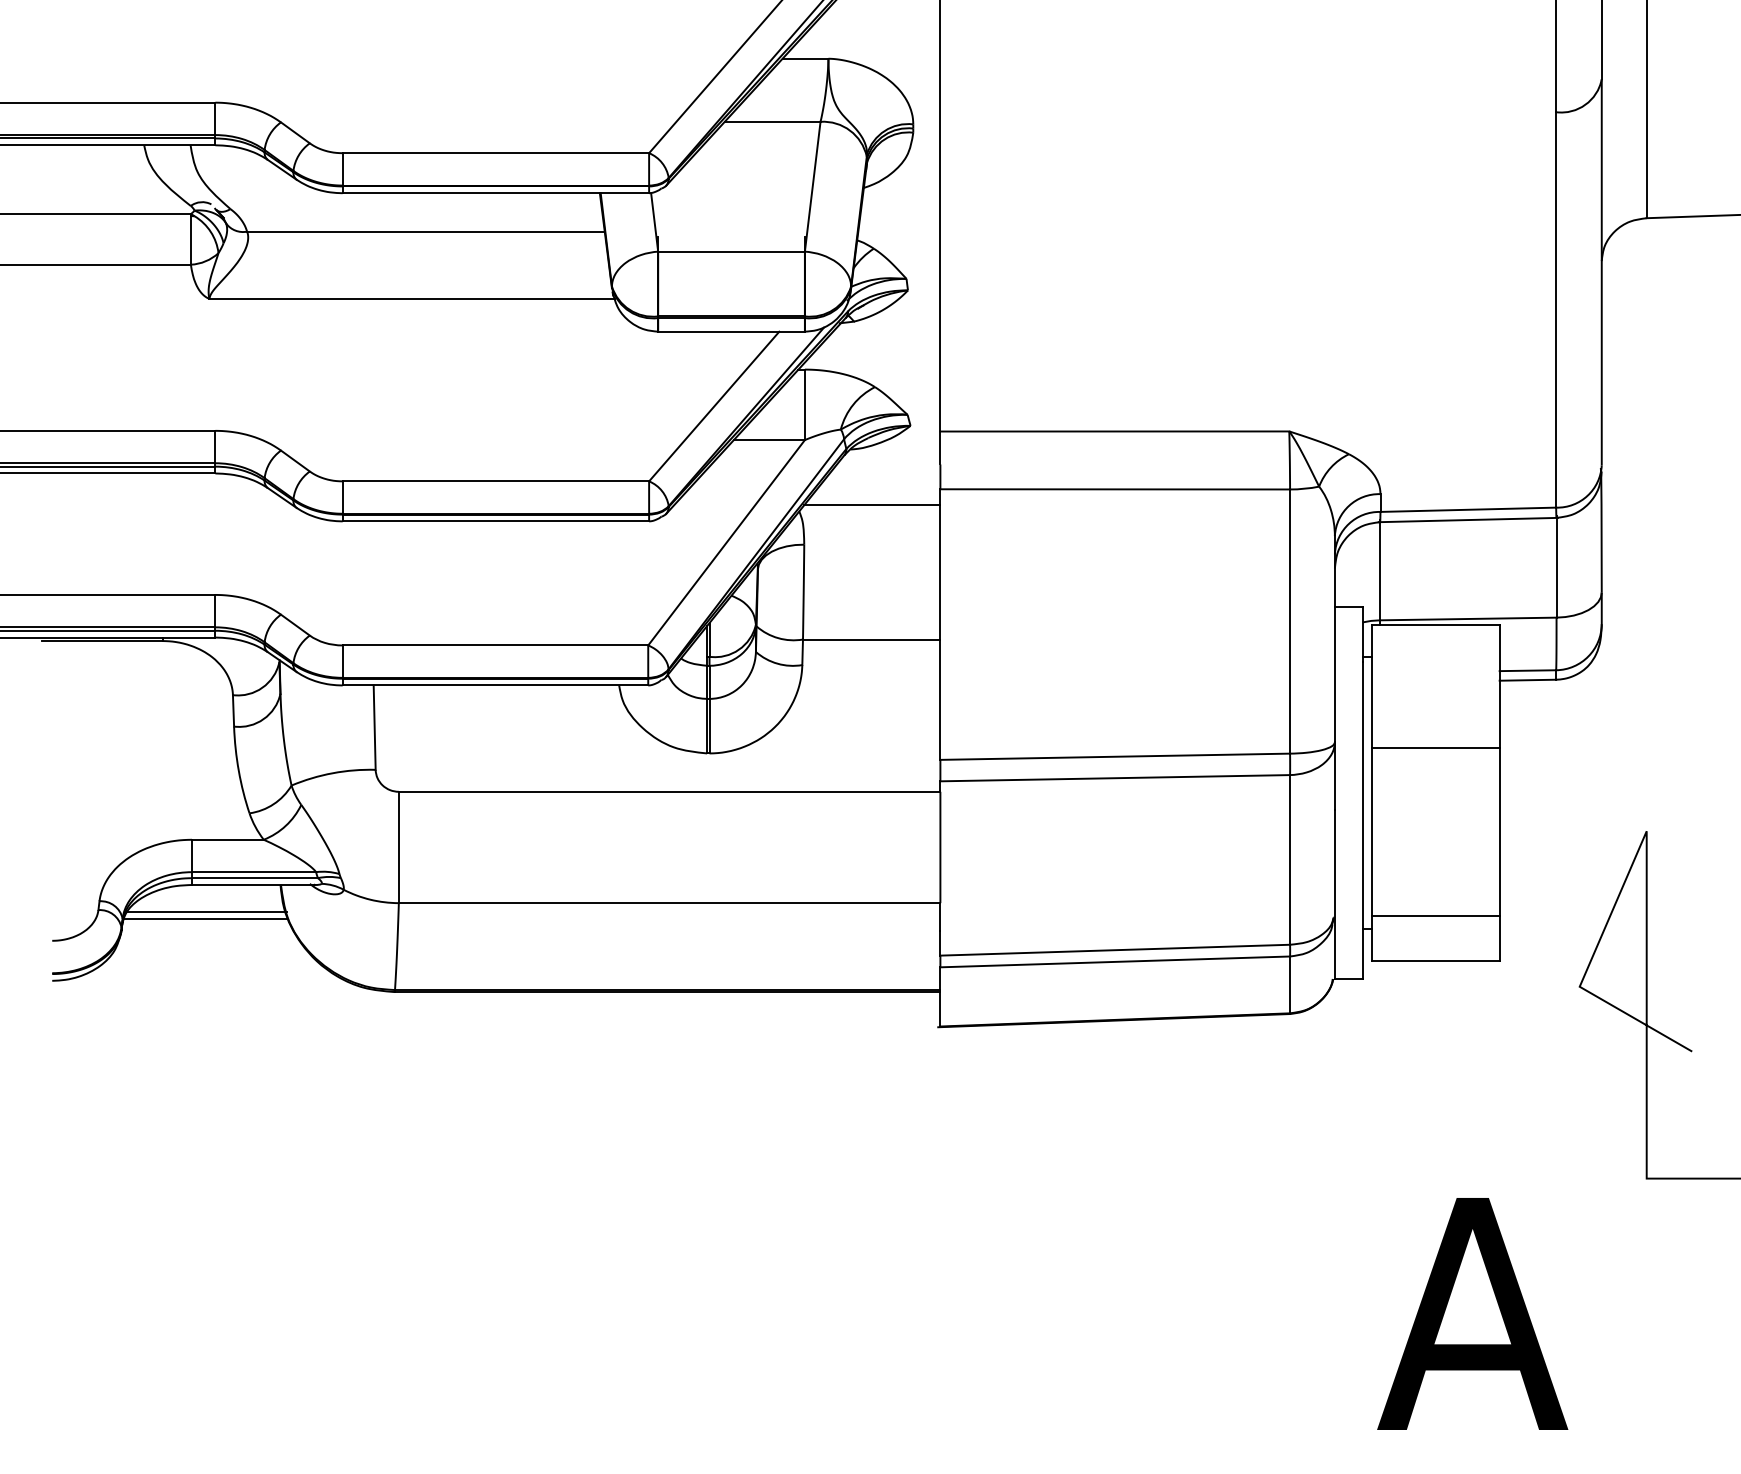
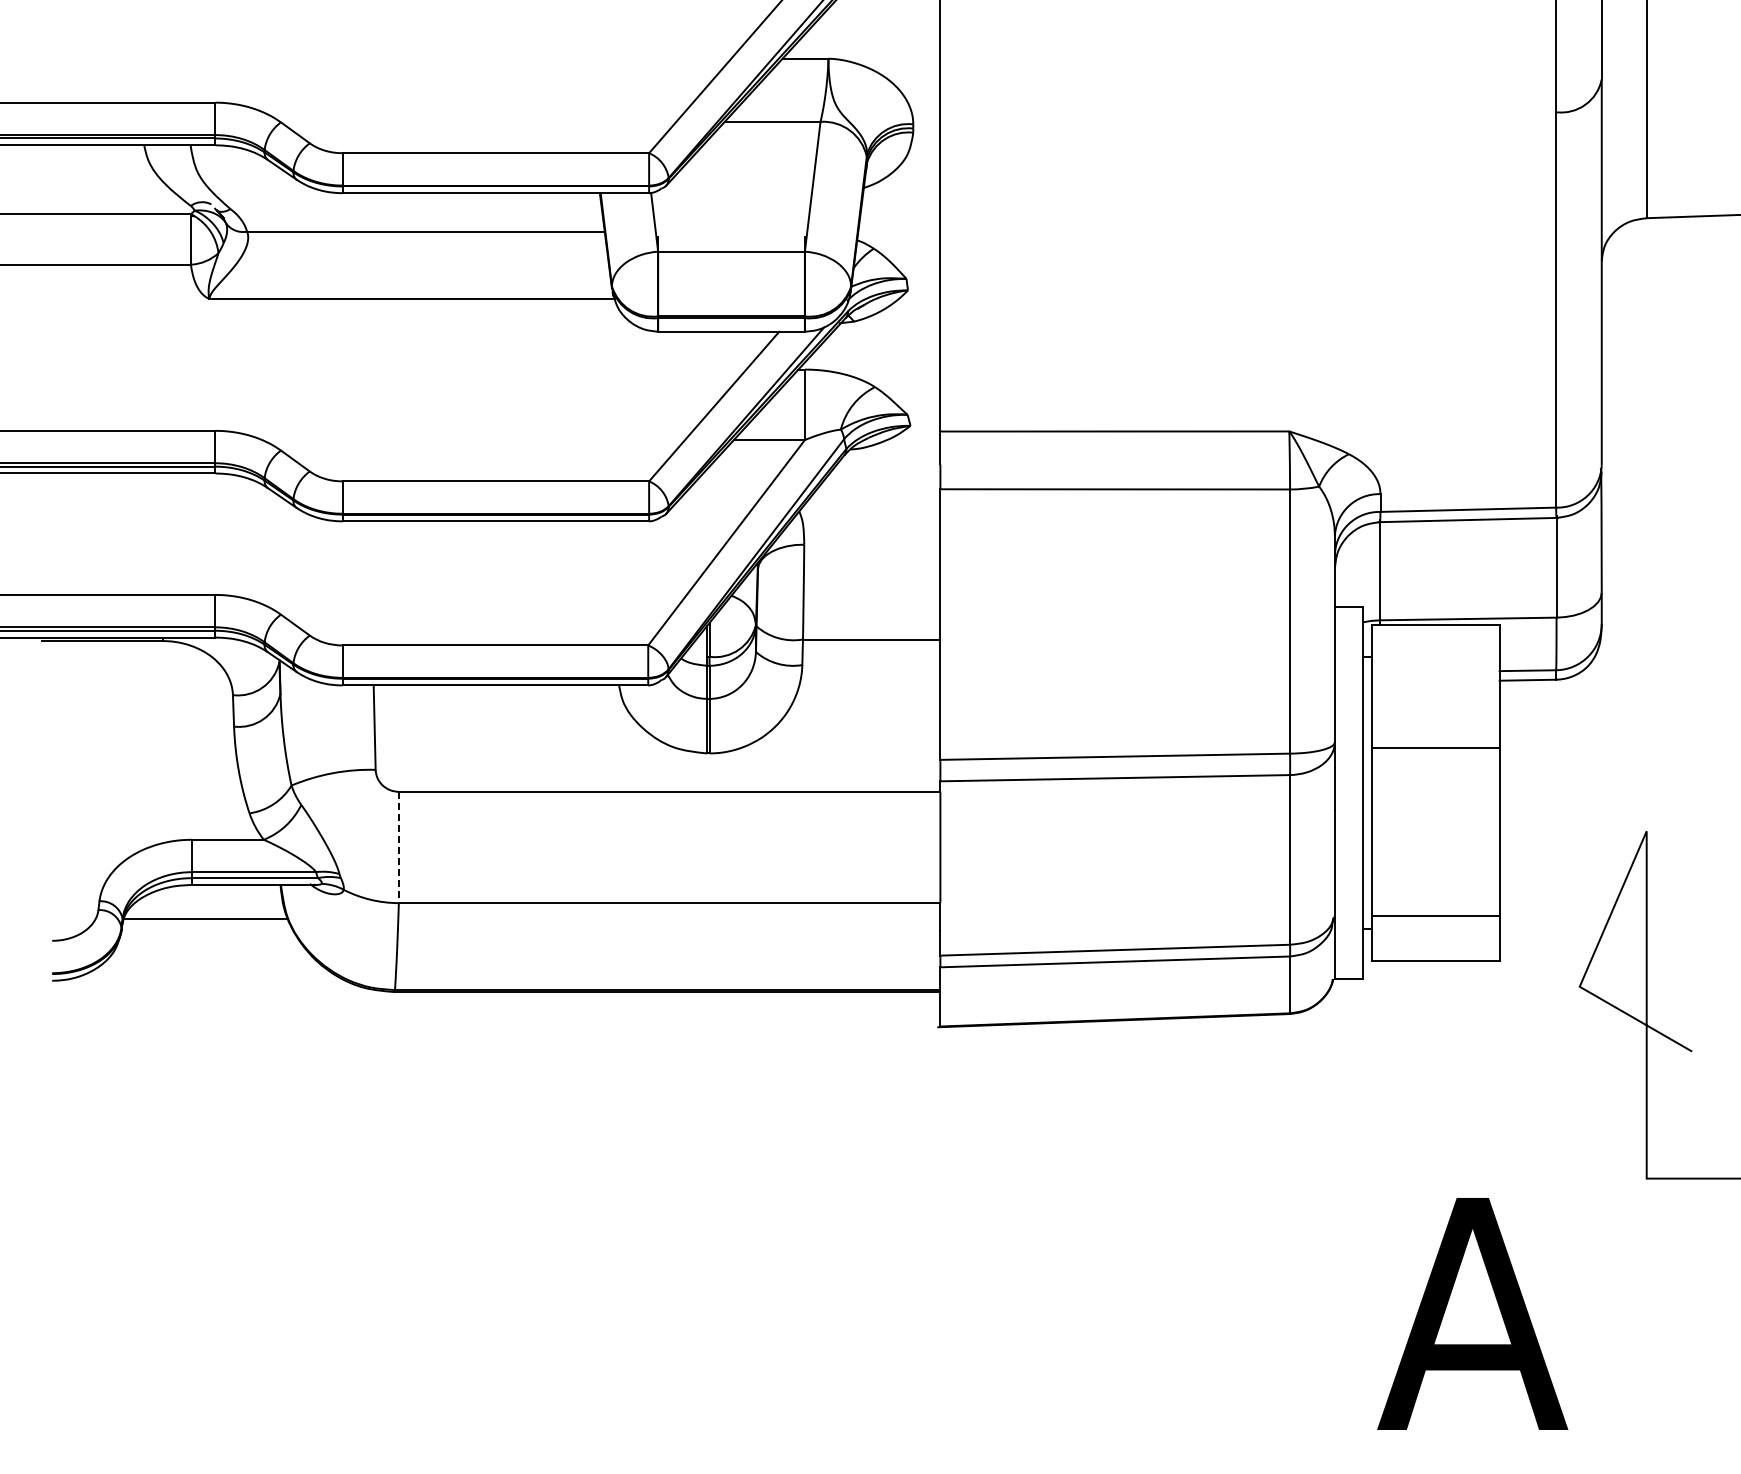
line: present -> none (872, 505)
line: solid -> dashed (398, 847)
line: present -> none (206, 912)
